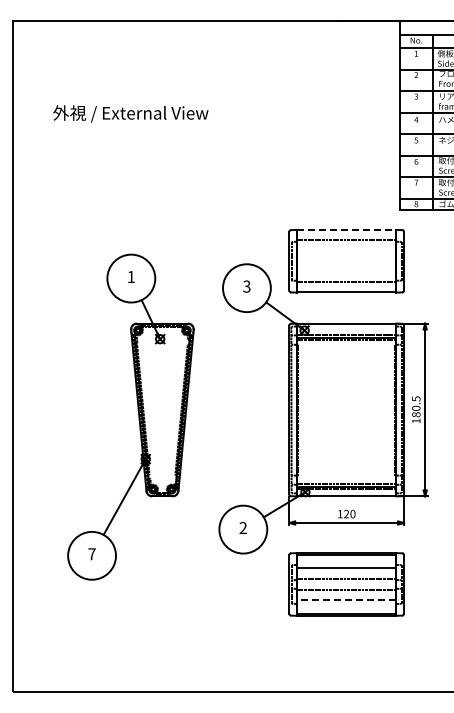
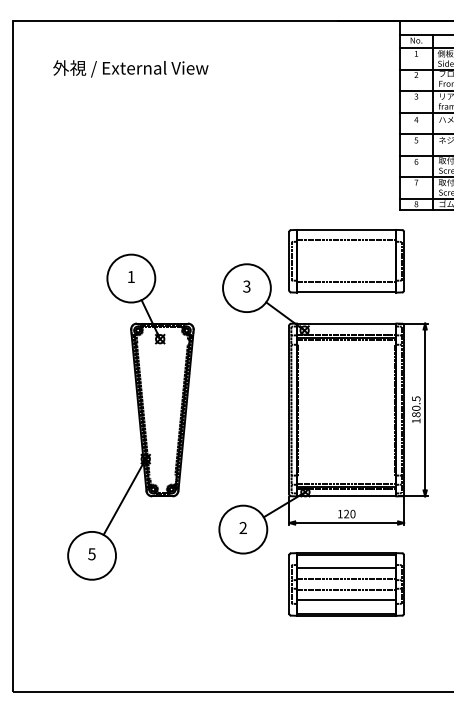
text position: (130, 113) -> (130, 68) (130, 68)
line: dashed -> solid (346, 230)
text: 7 -> 5 (91, 554)
line: dashed -> solid (346, 600)
